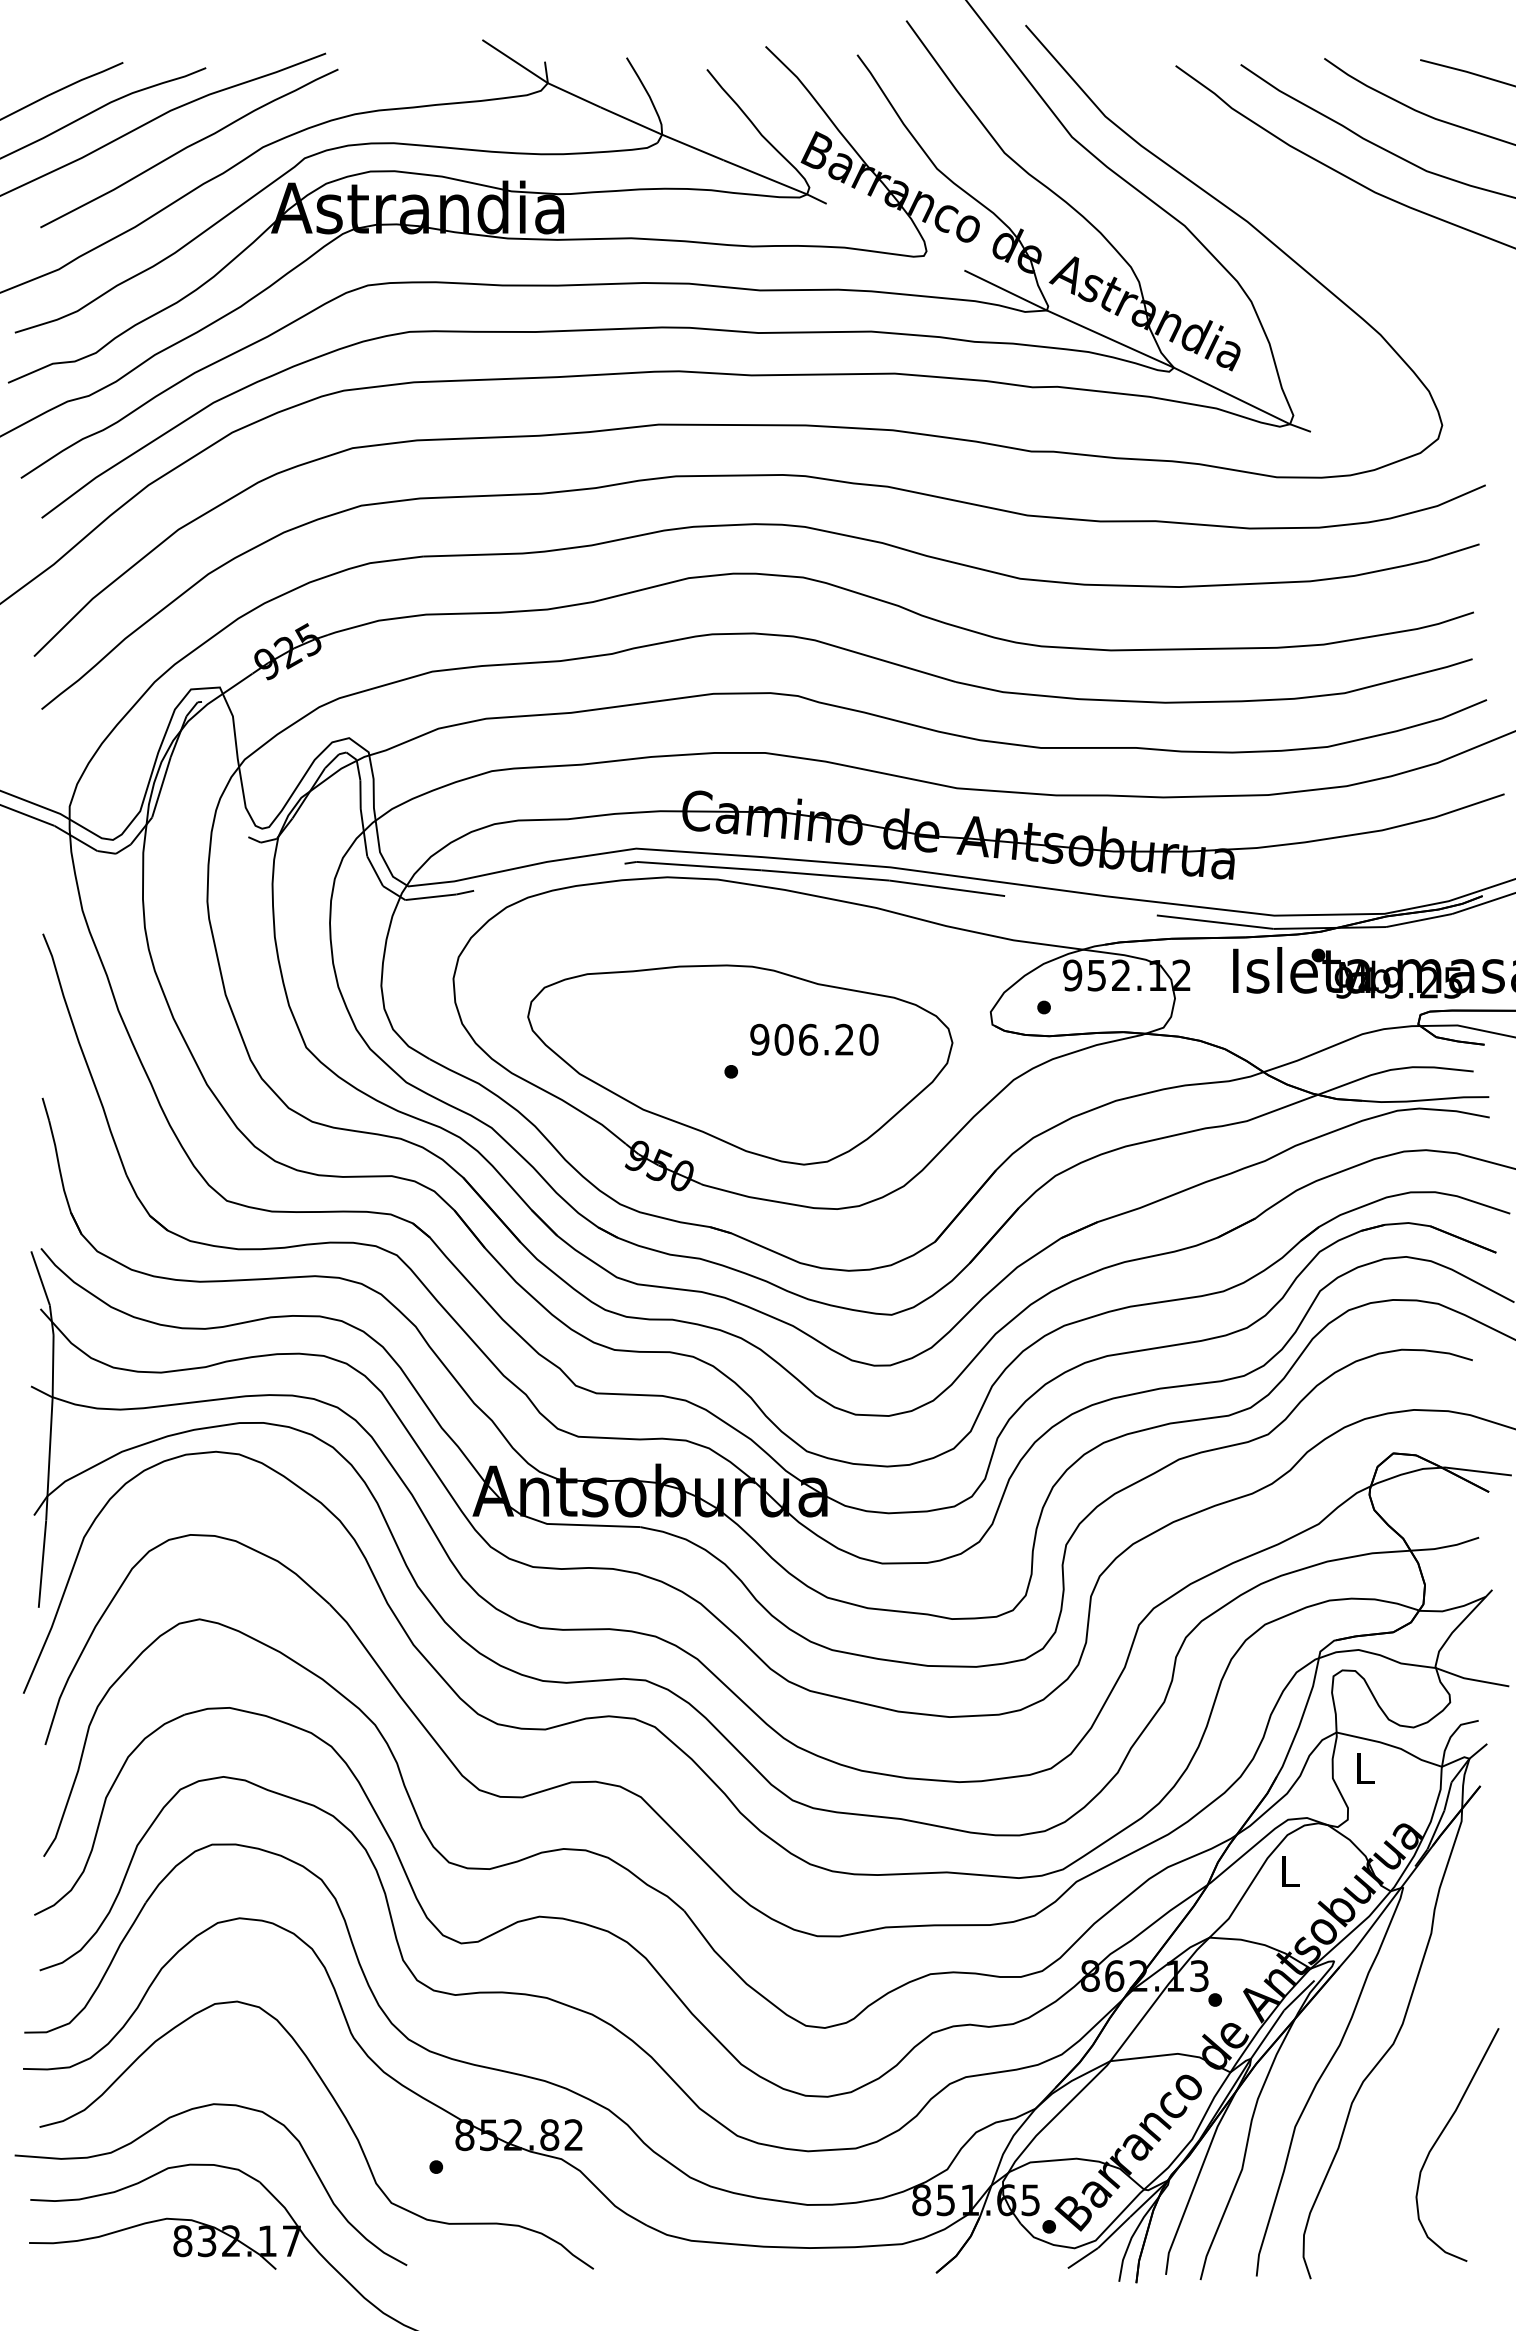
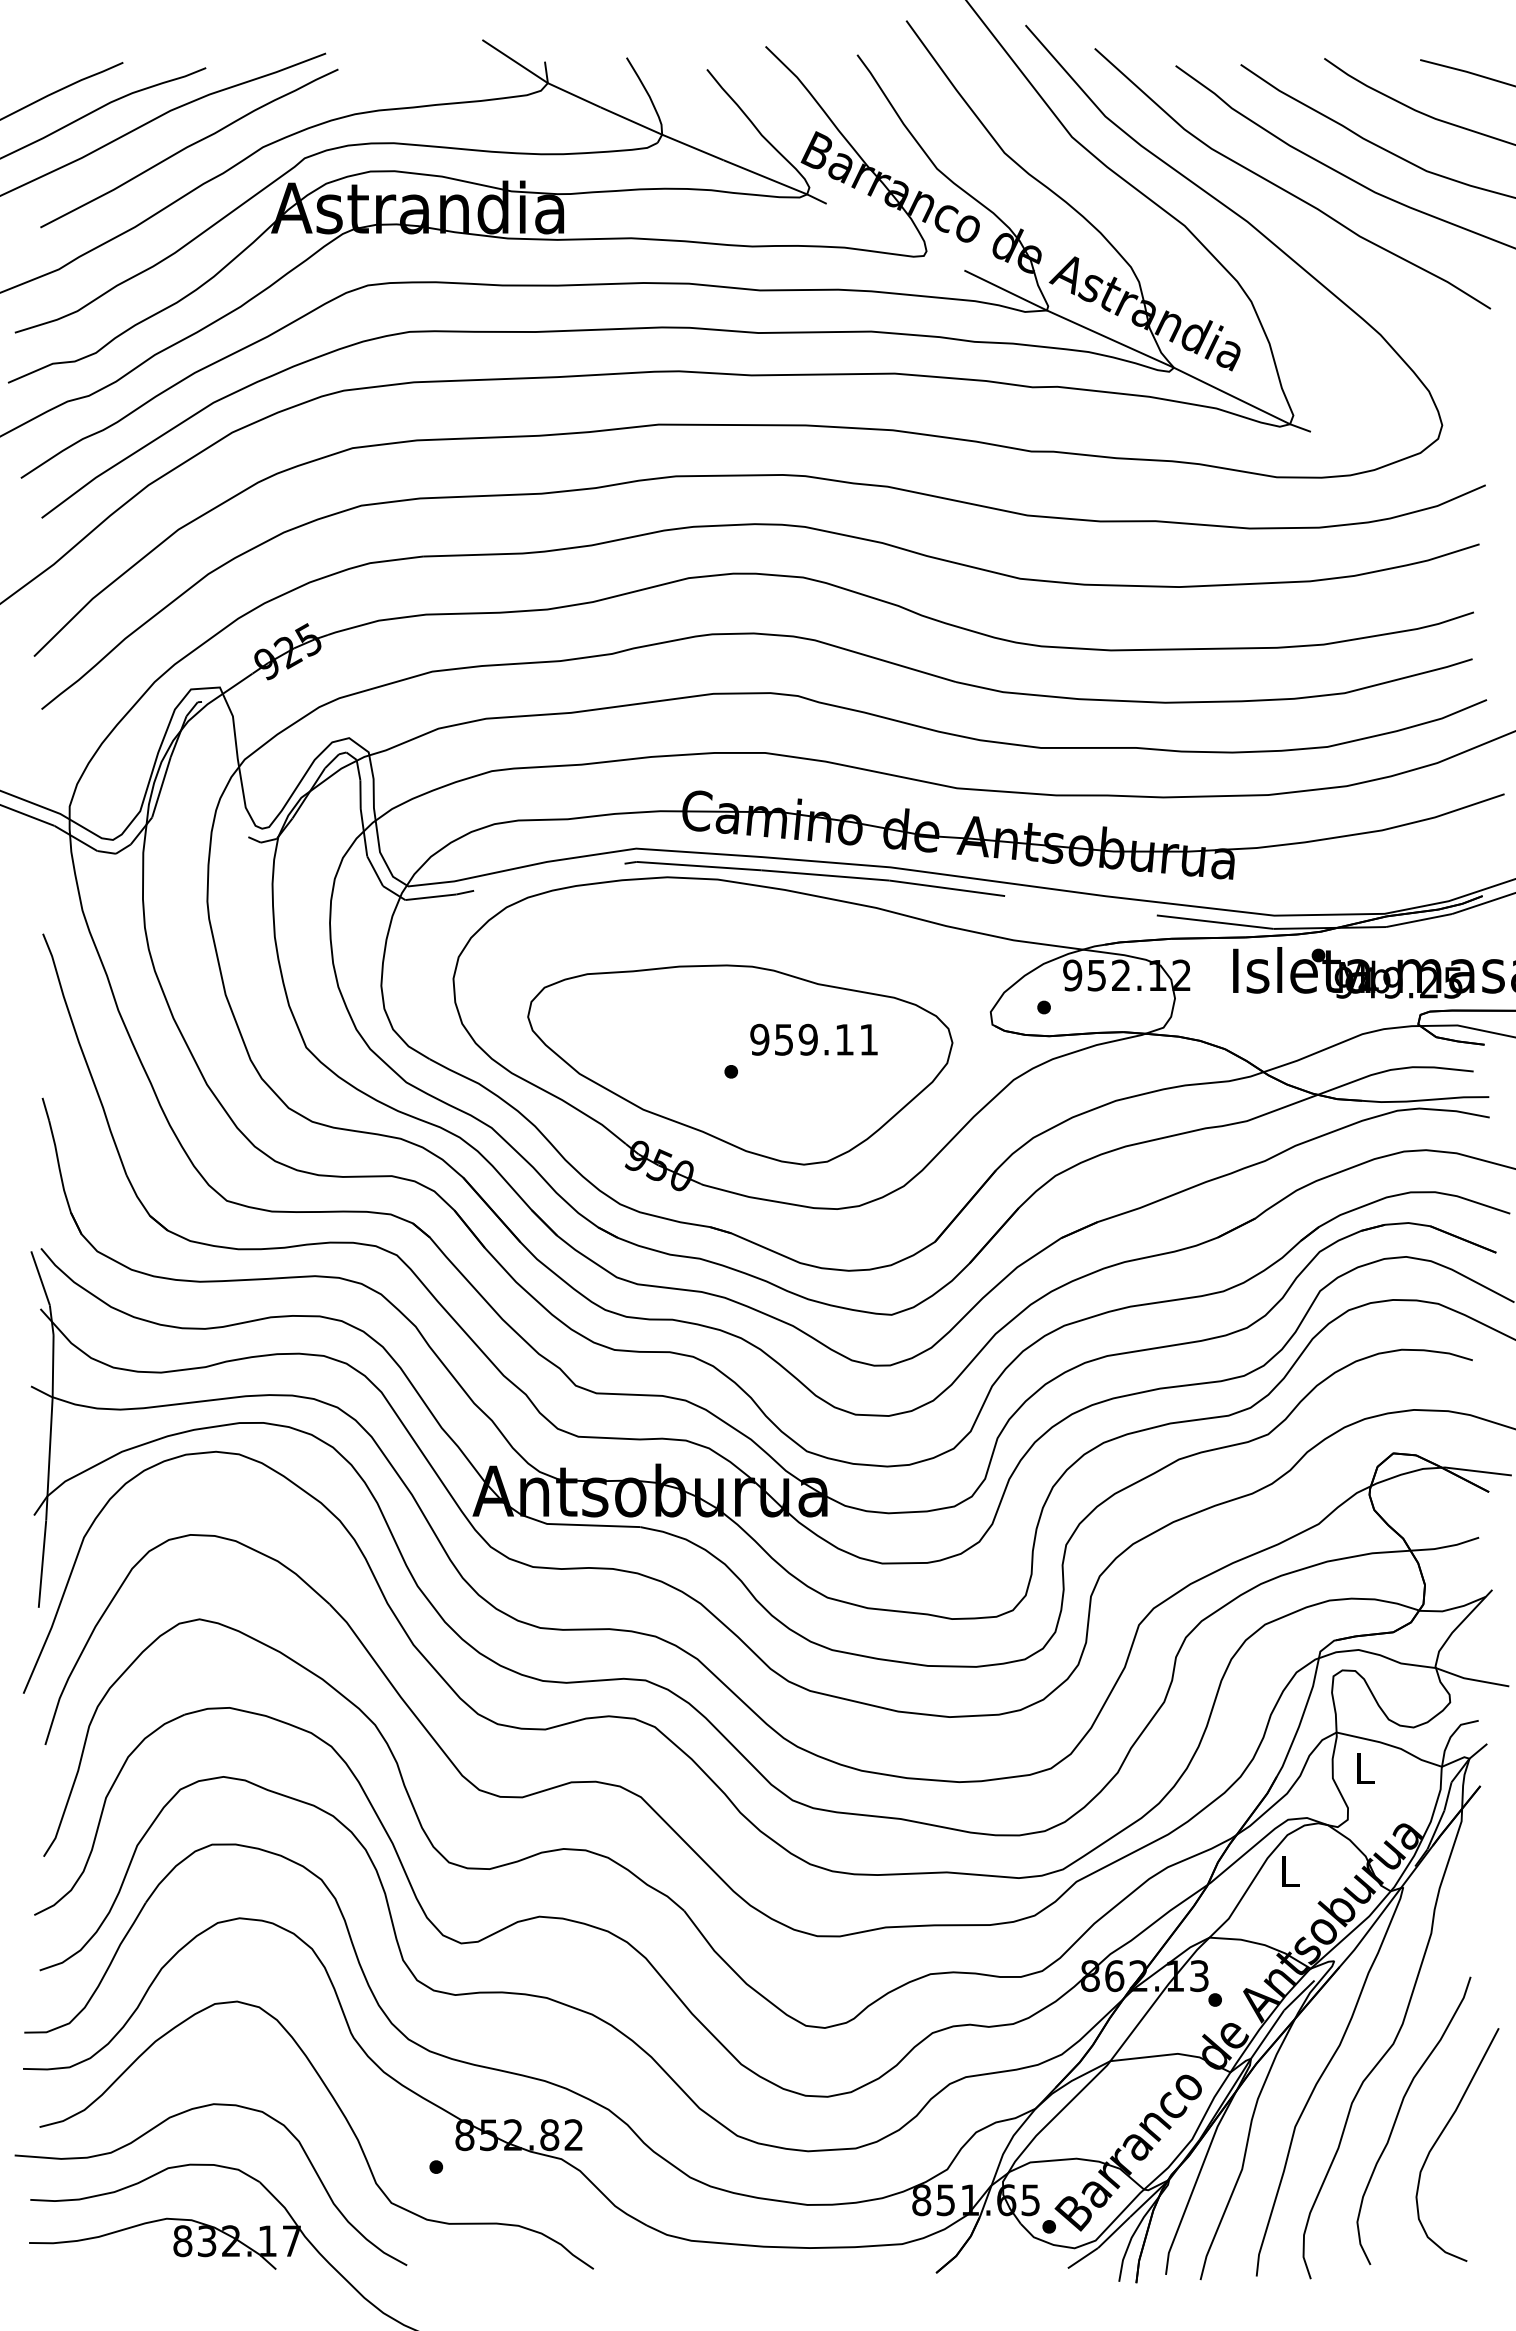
curve: none -> present (1287, 190)
text: 906.20 -> 959.11 (826, 1039)
curve: none -> present (1399, 2113)
